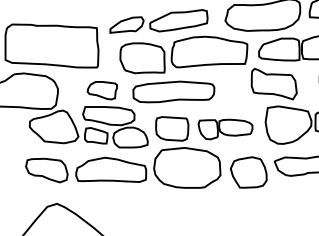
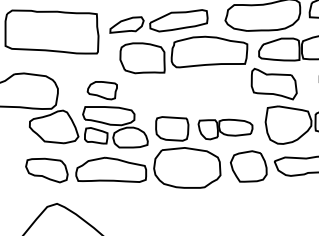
part position: (51, 45) -> (51, 31) (51, 31)
part: present -> none (173, 91)
part position: (248, 172) -> (248, 166) (248, 166)
